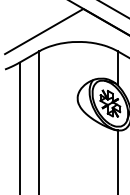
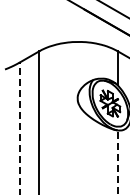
line: present -> none (43, 31)
line: solid -> dashed (19, 128)
line: solid -> dashed (117, 162)
